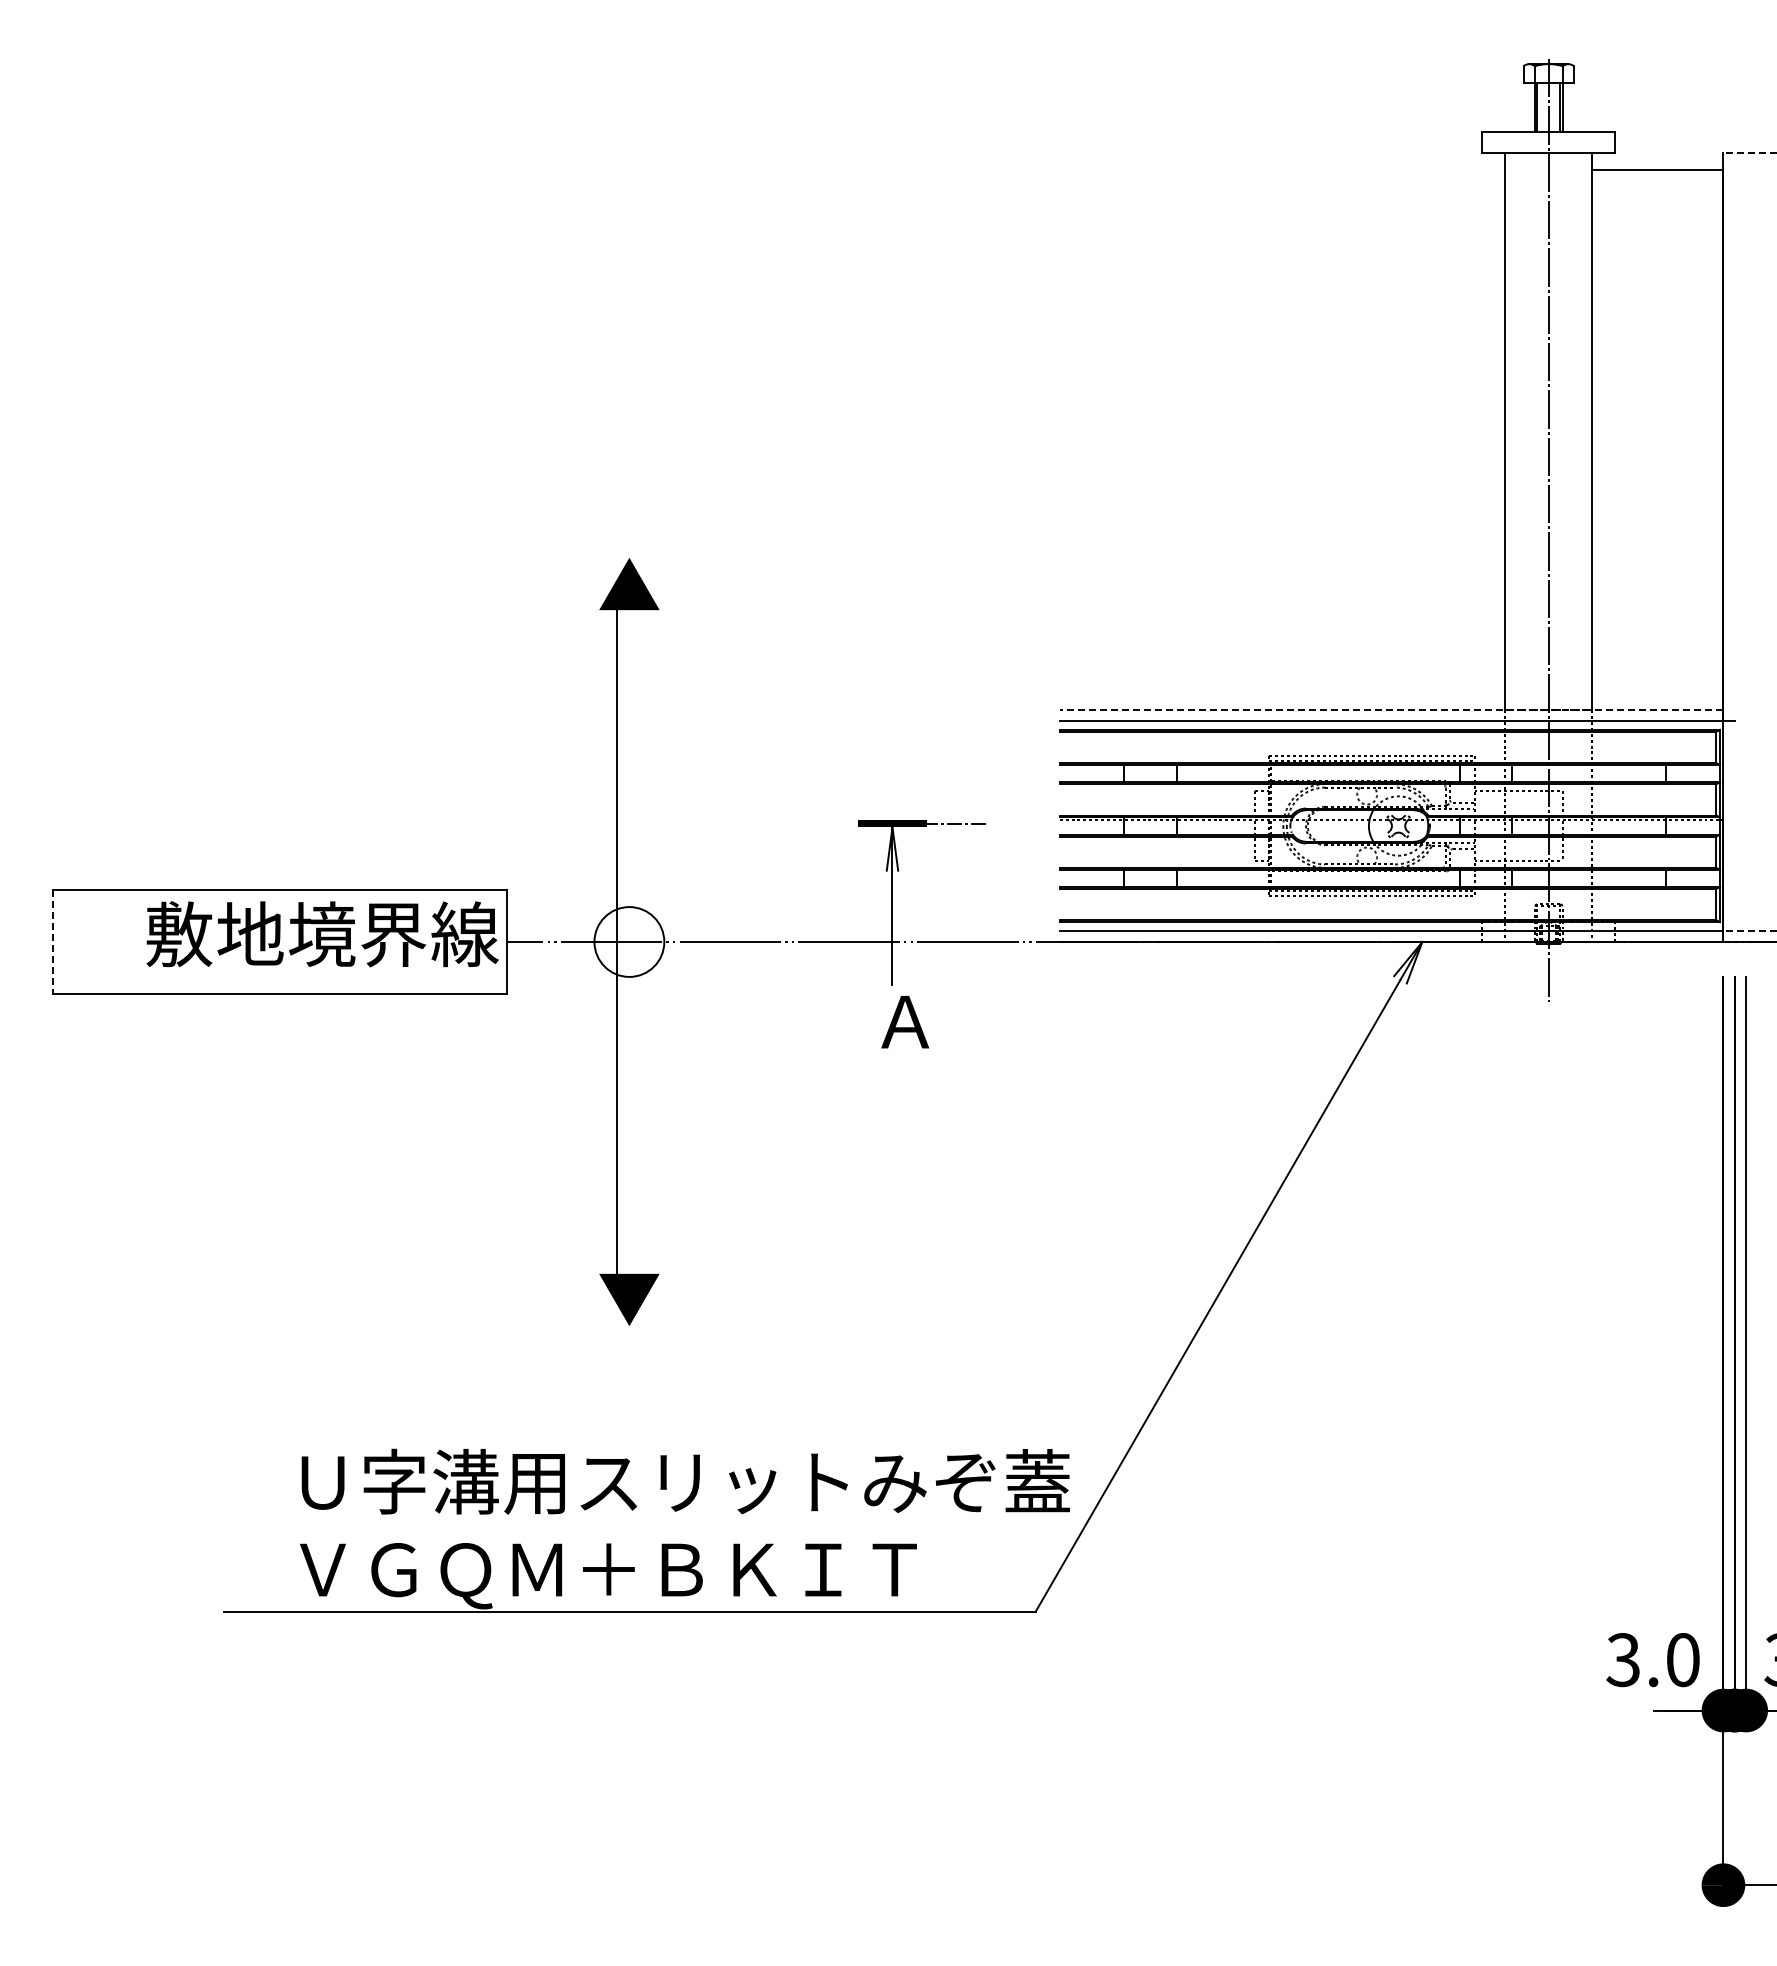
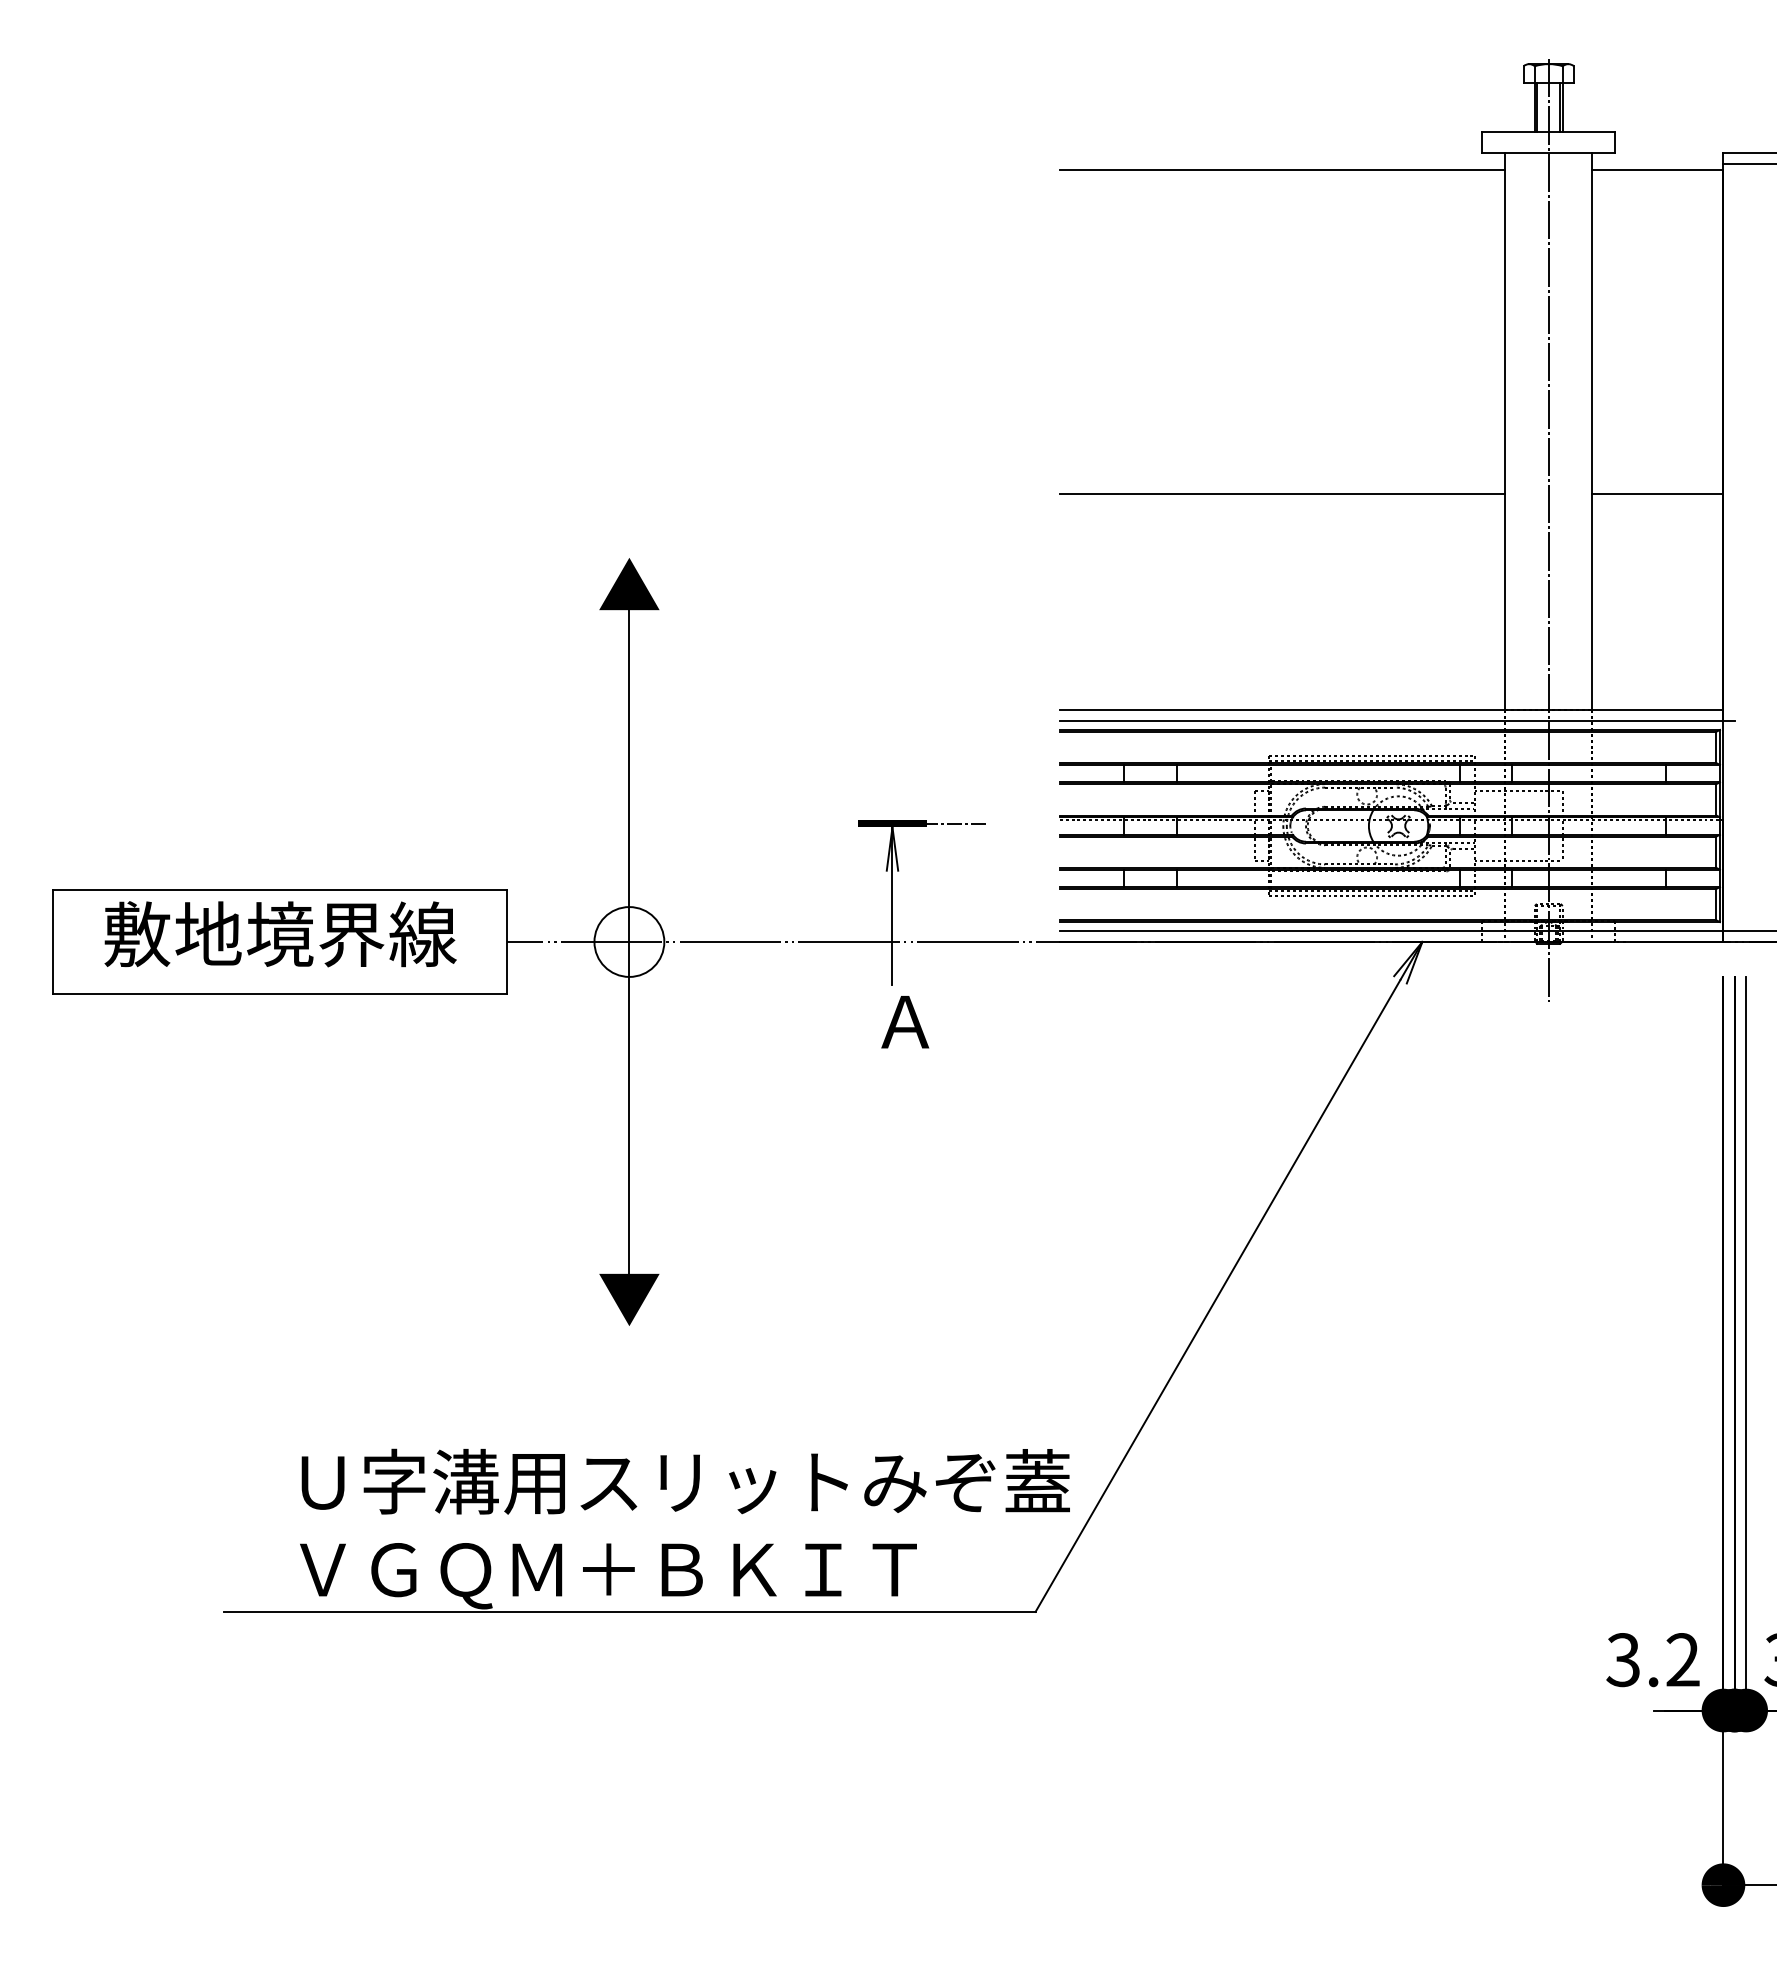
line: dashed -> solid (1749, 152)
line: none -> present (1748, 163)
line: none -> present (1282, 169)
line: none -> present (1282, 494)
line: none -> present (1657, 494)
line: dashed -> solid (1391, 710)
line: dashed -> solid (1749, 930)
text position: (322, 934) -> (280, 934) (280, 934)
line position: (617, 941) -> (629, 941) (629, 941)
line: dashed -> solid (53, 942)
text: 3.0 -> 3.2 (1682, 1660)
